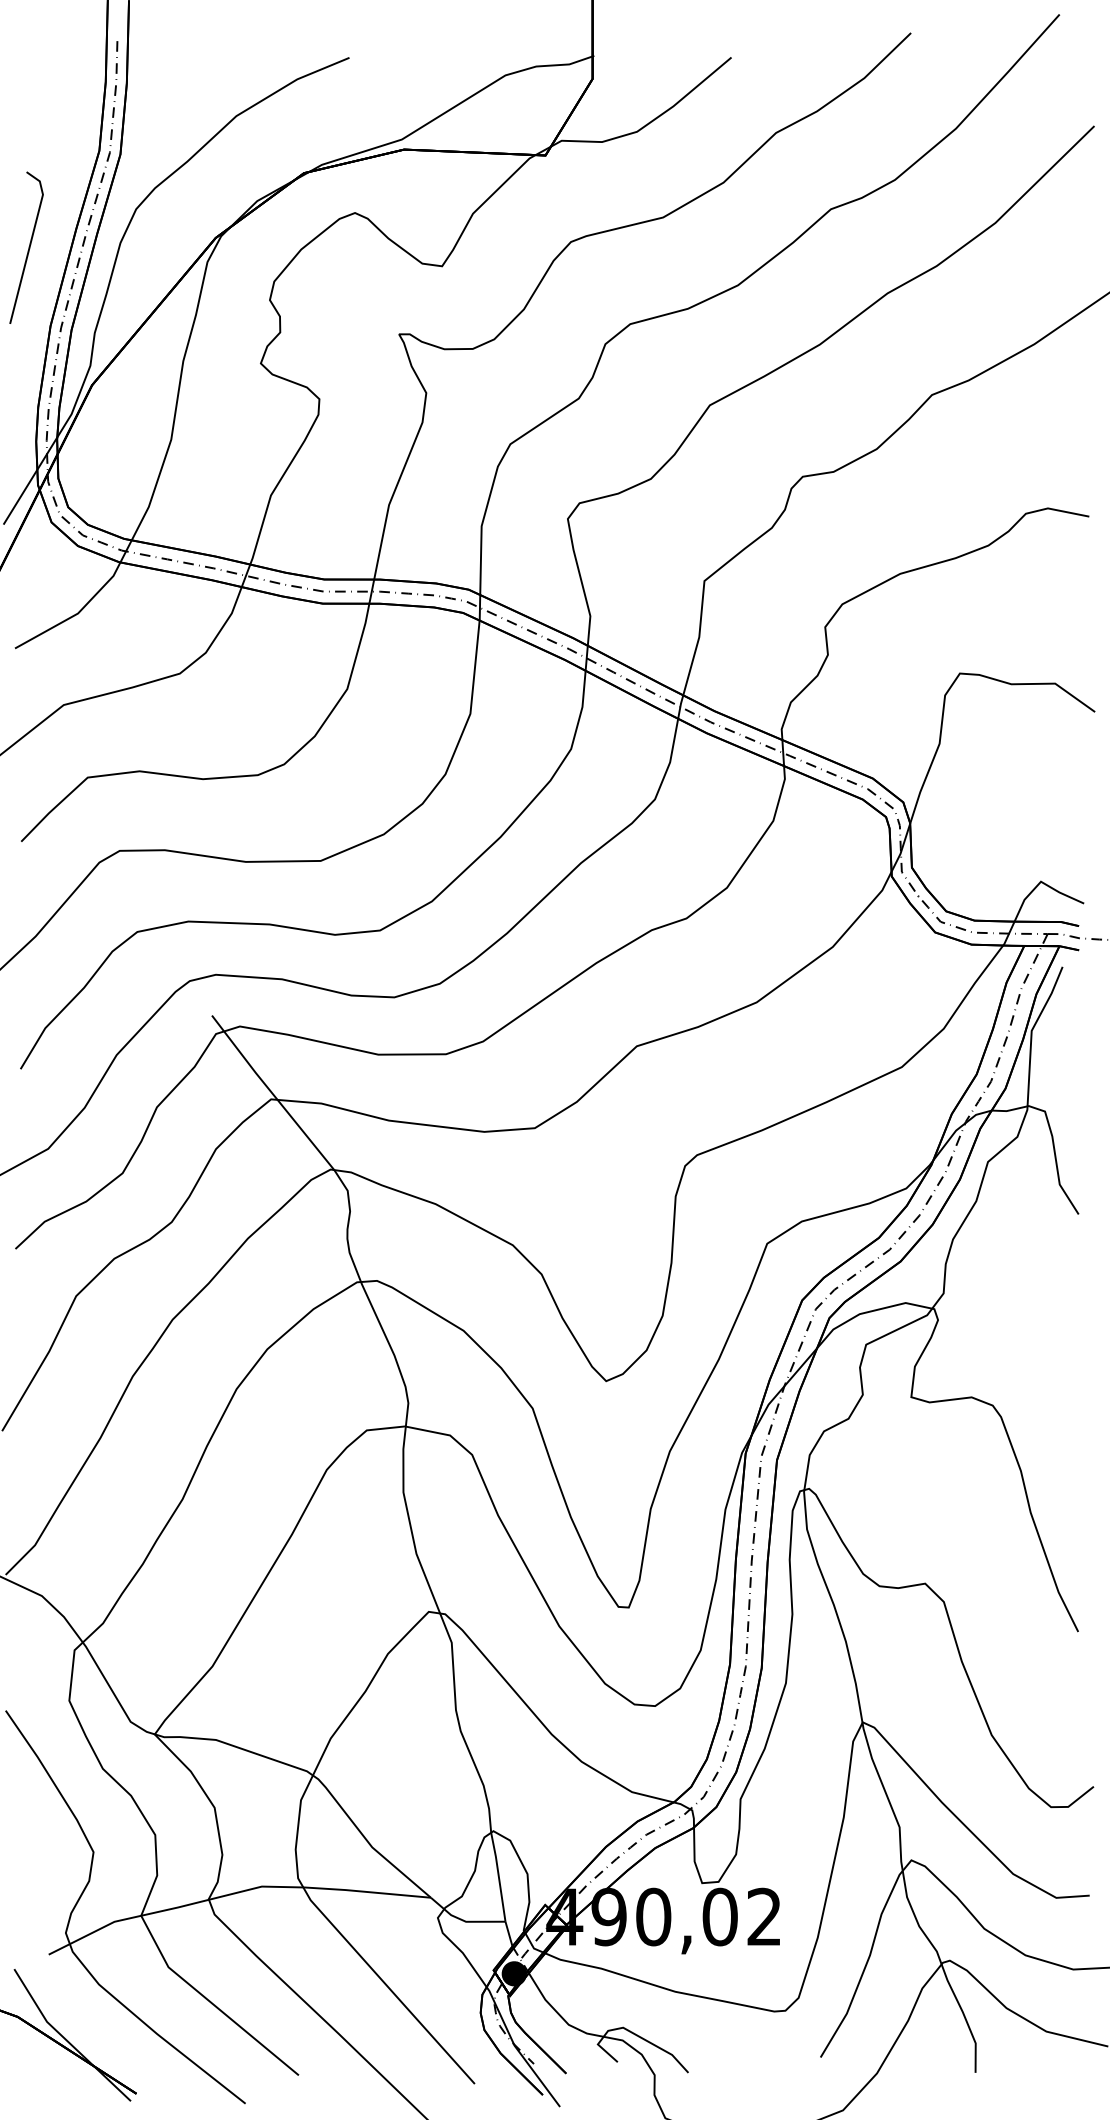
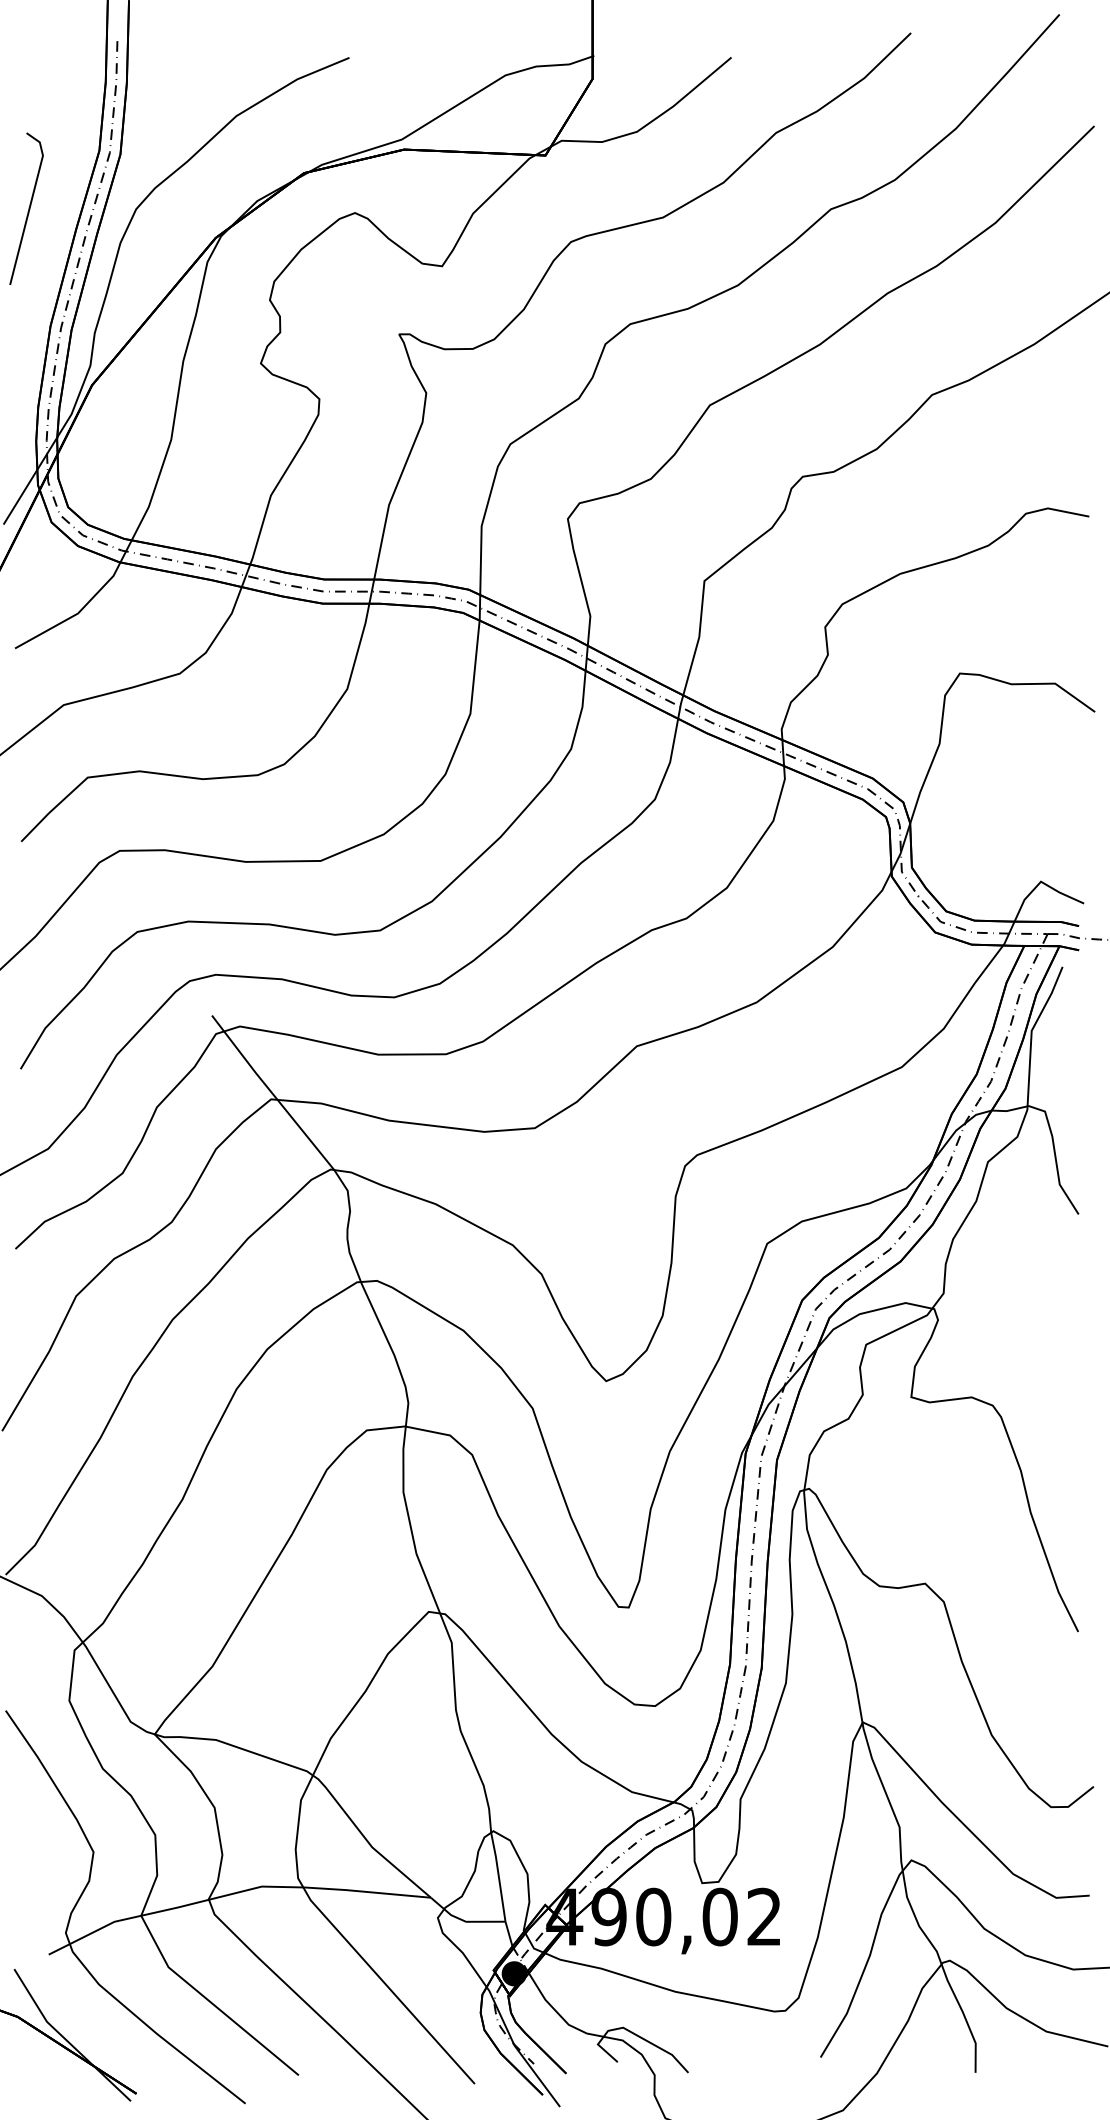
line position: (28, 247) -> (28, 208) (28, 208)
